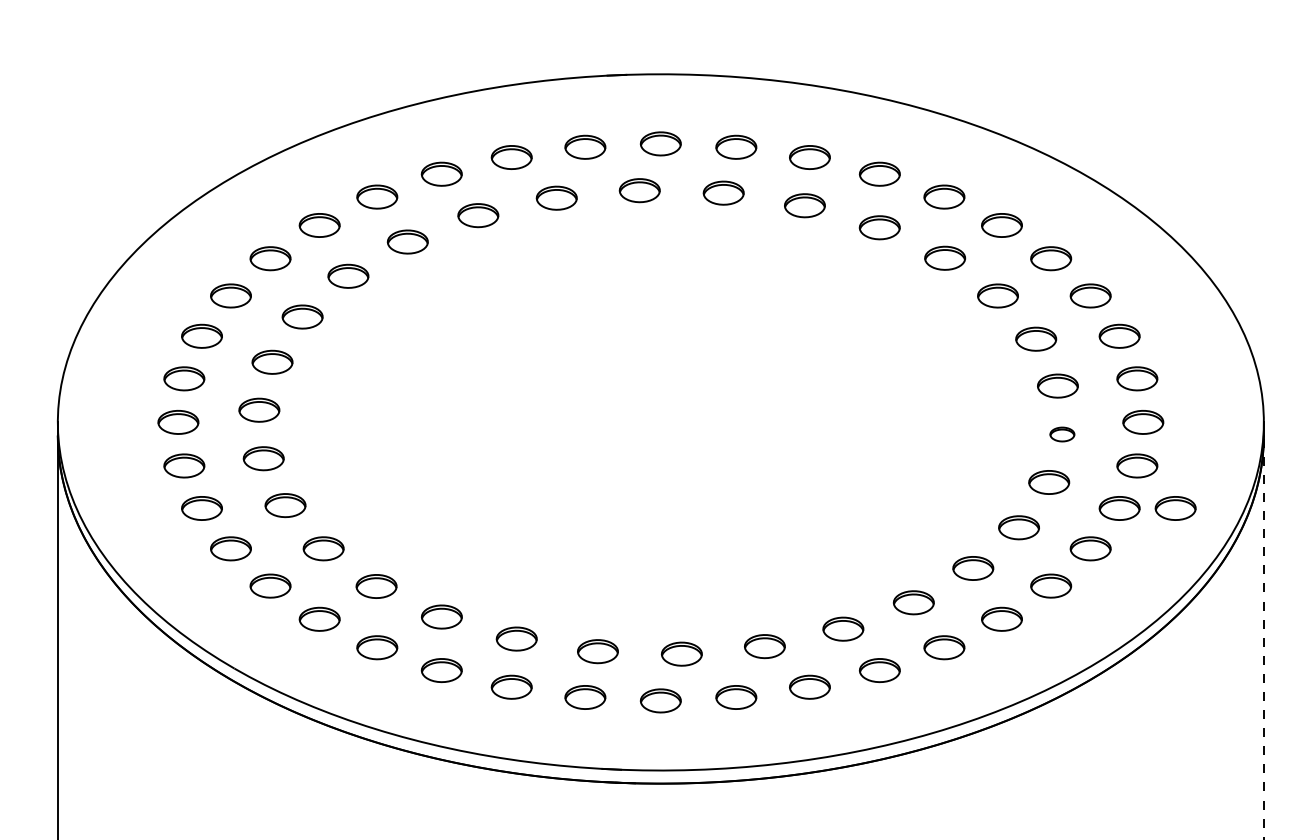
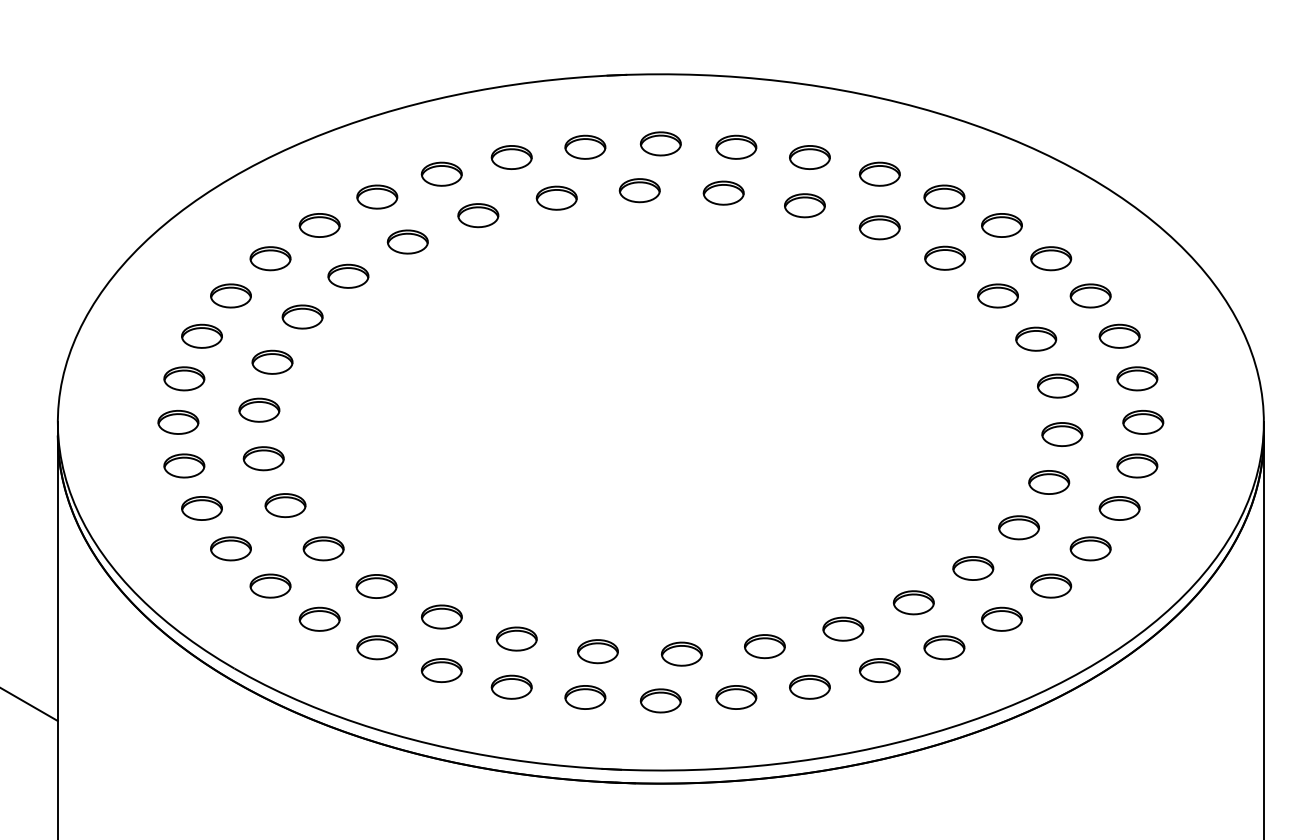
part size: 27x17 px -> 43x25 px (1062, 434)
part: present -> none (1175, 508)
line: dashed -> solid (1263, 637)
line: none -> present (29, 704)
